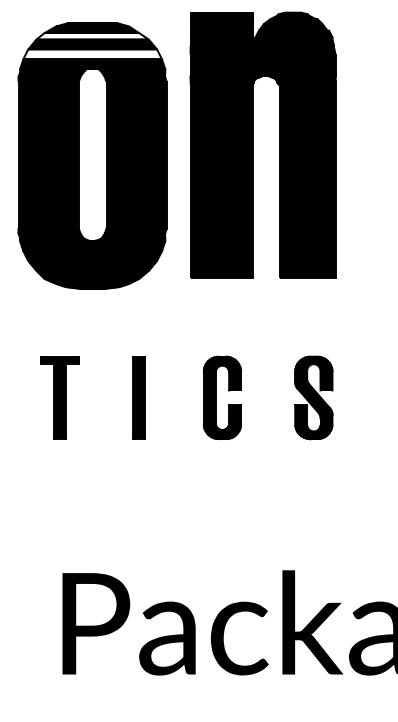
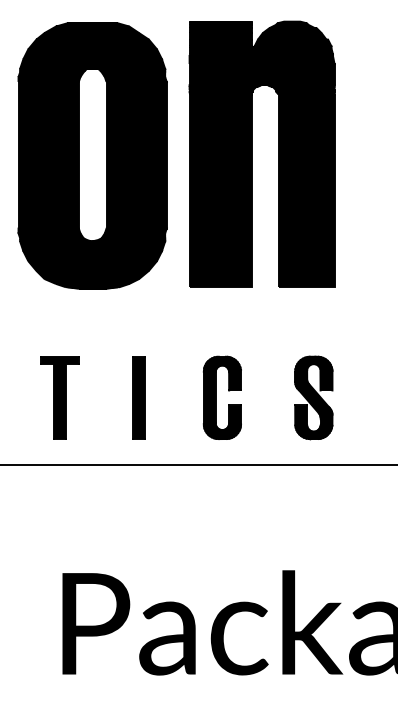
fill: none -> present (92, 36)
fill: none -> present (92, 54)
part position: (253, 144) -> (252, 153) (252, 153)
line: none -> present (198, 464)
